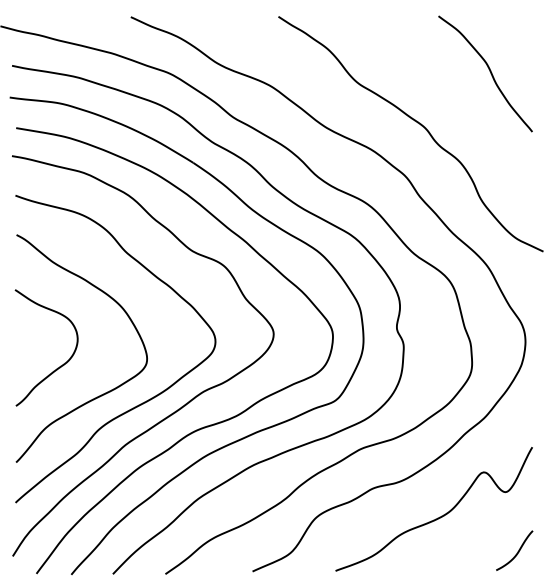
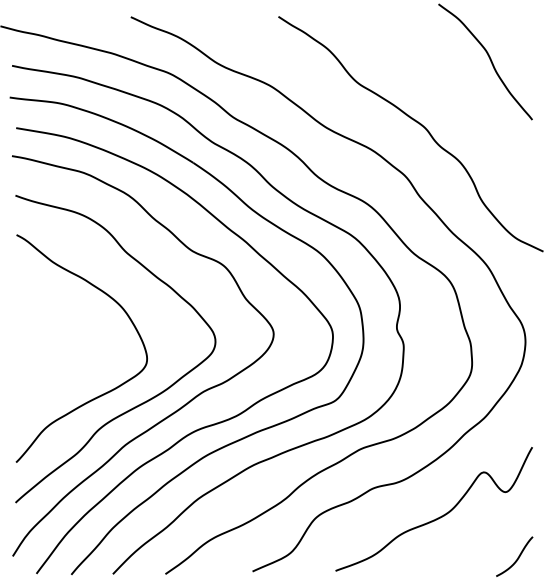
curve position: (489, 71) -> (489, 59) (489, 59)
curve: present -> none (60, 365)
curve position: (517, 551) -> (517, 557) (517, 557)
